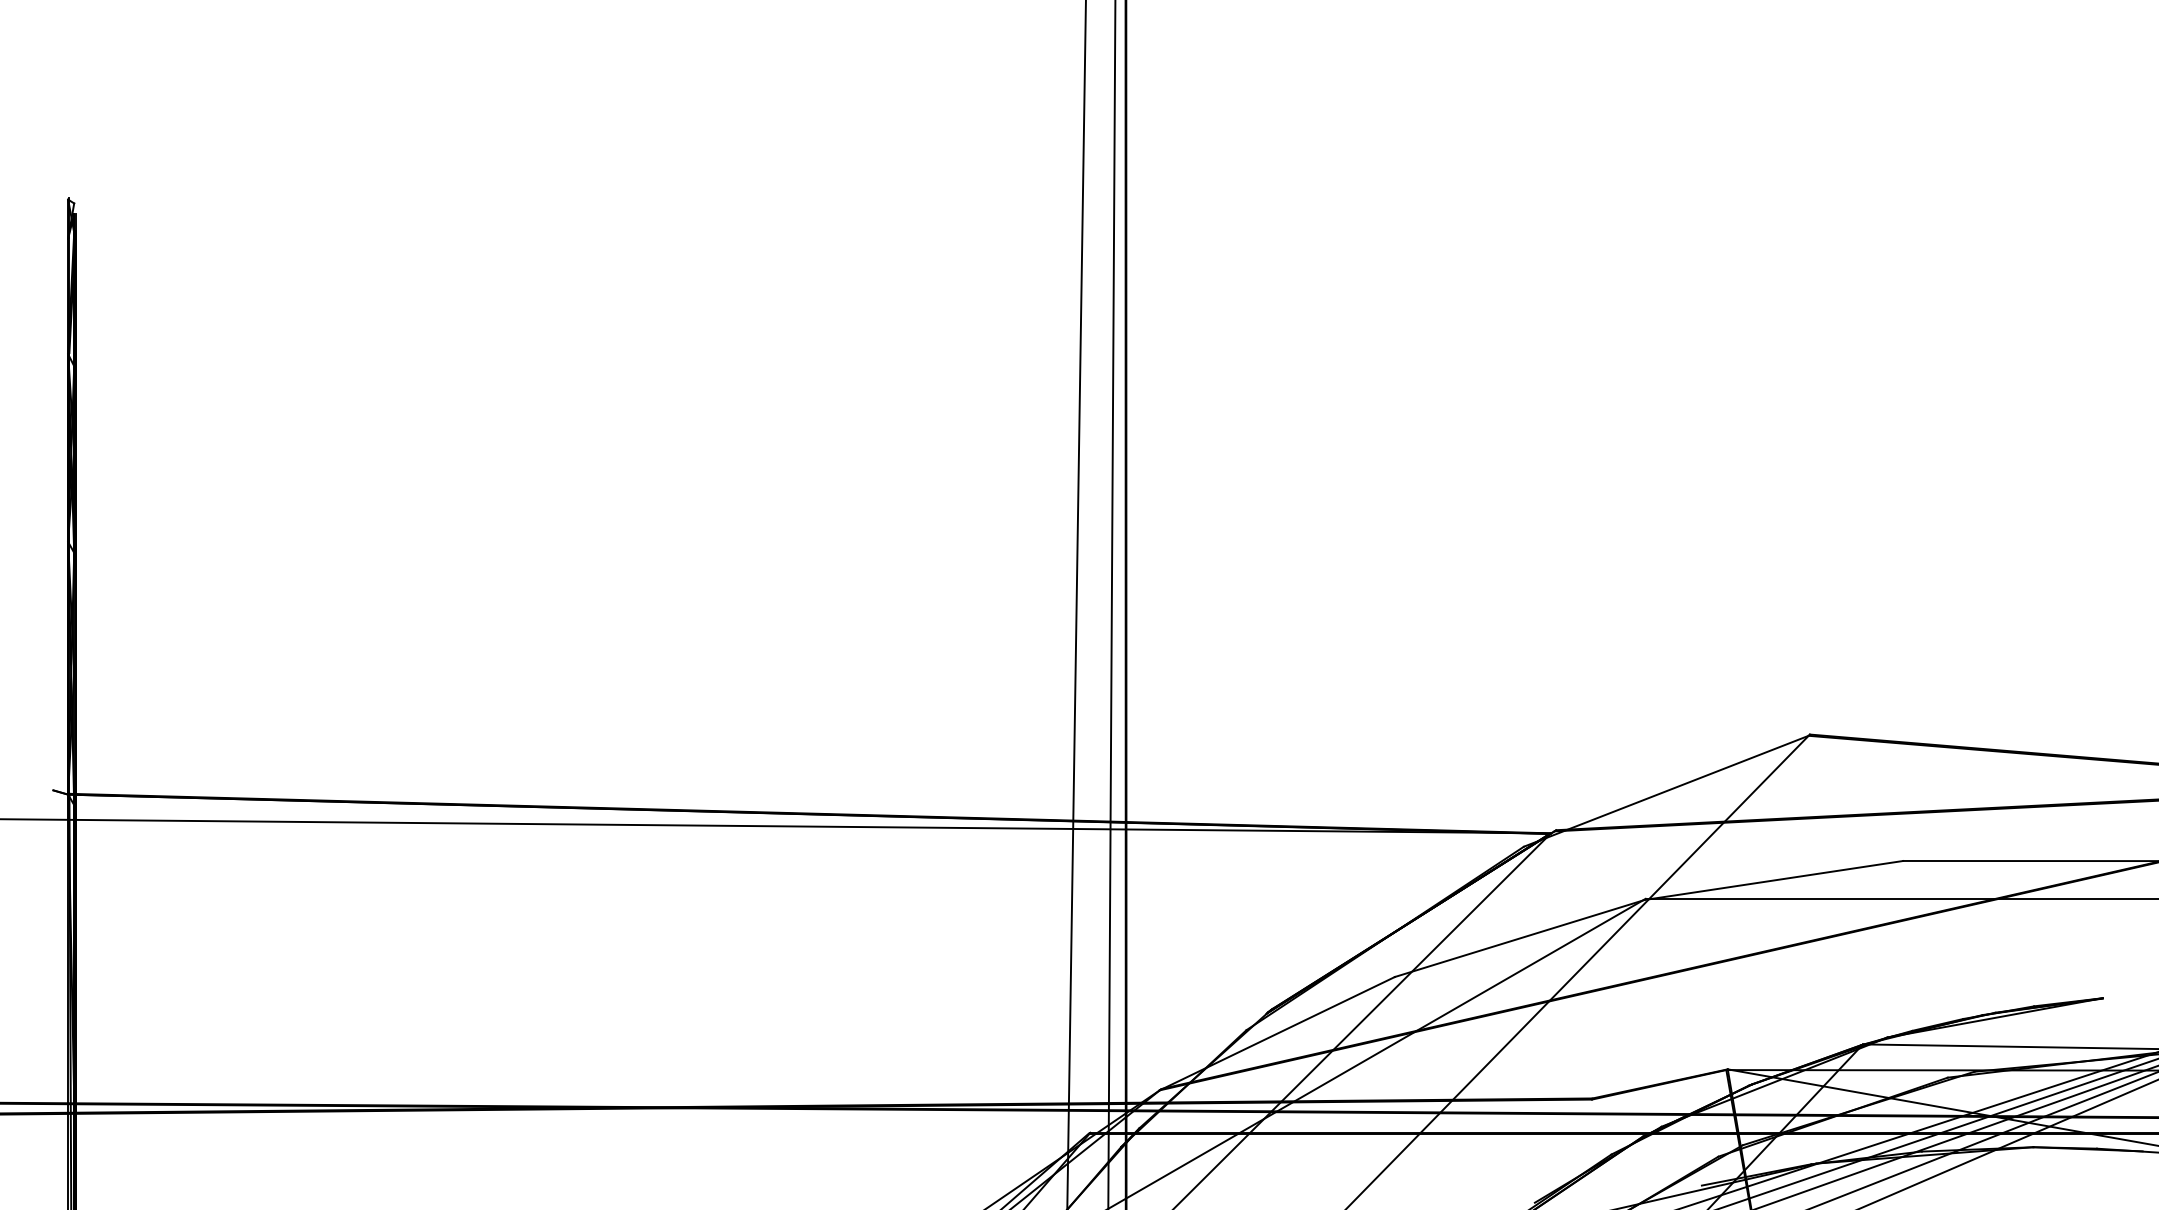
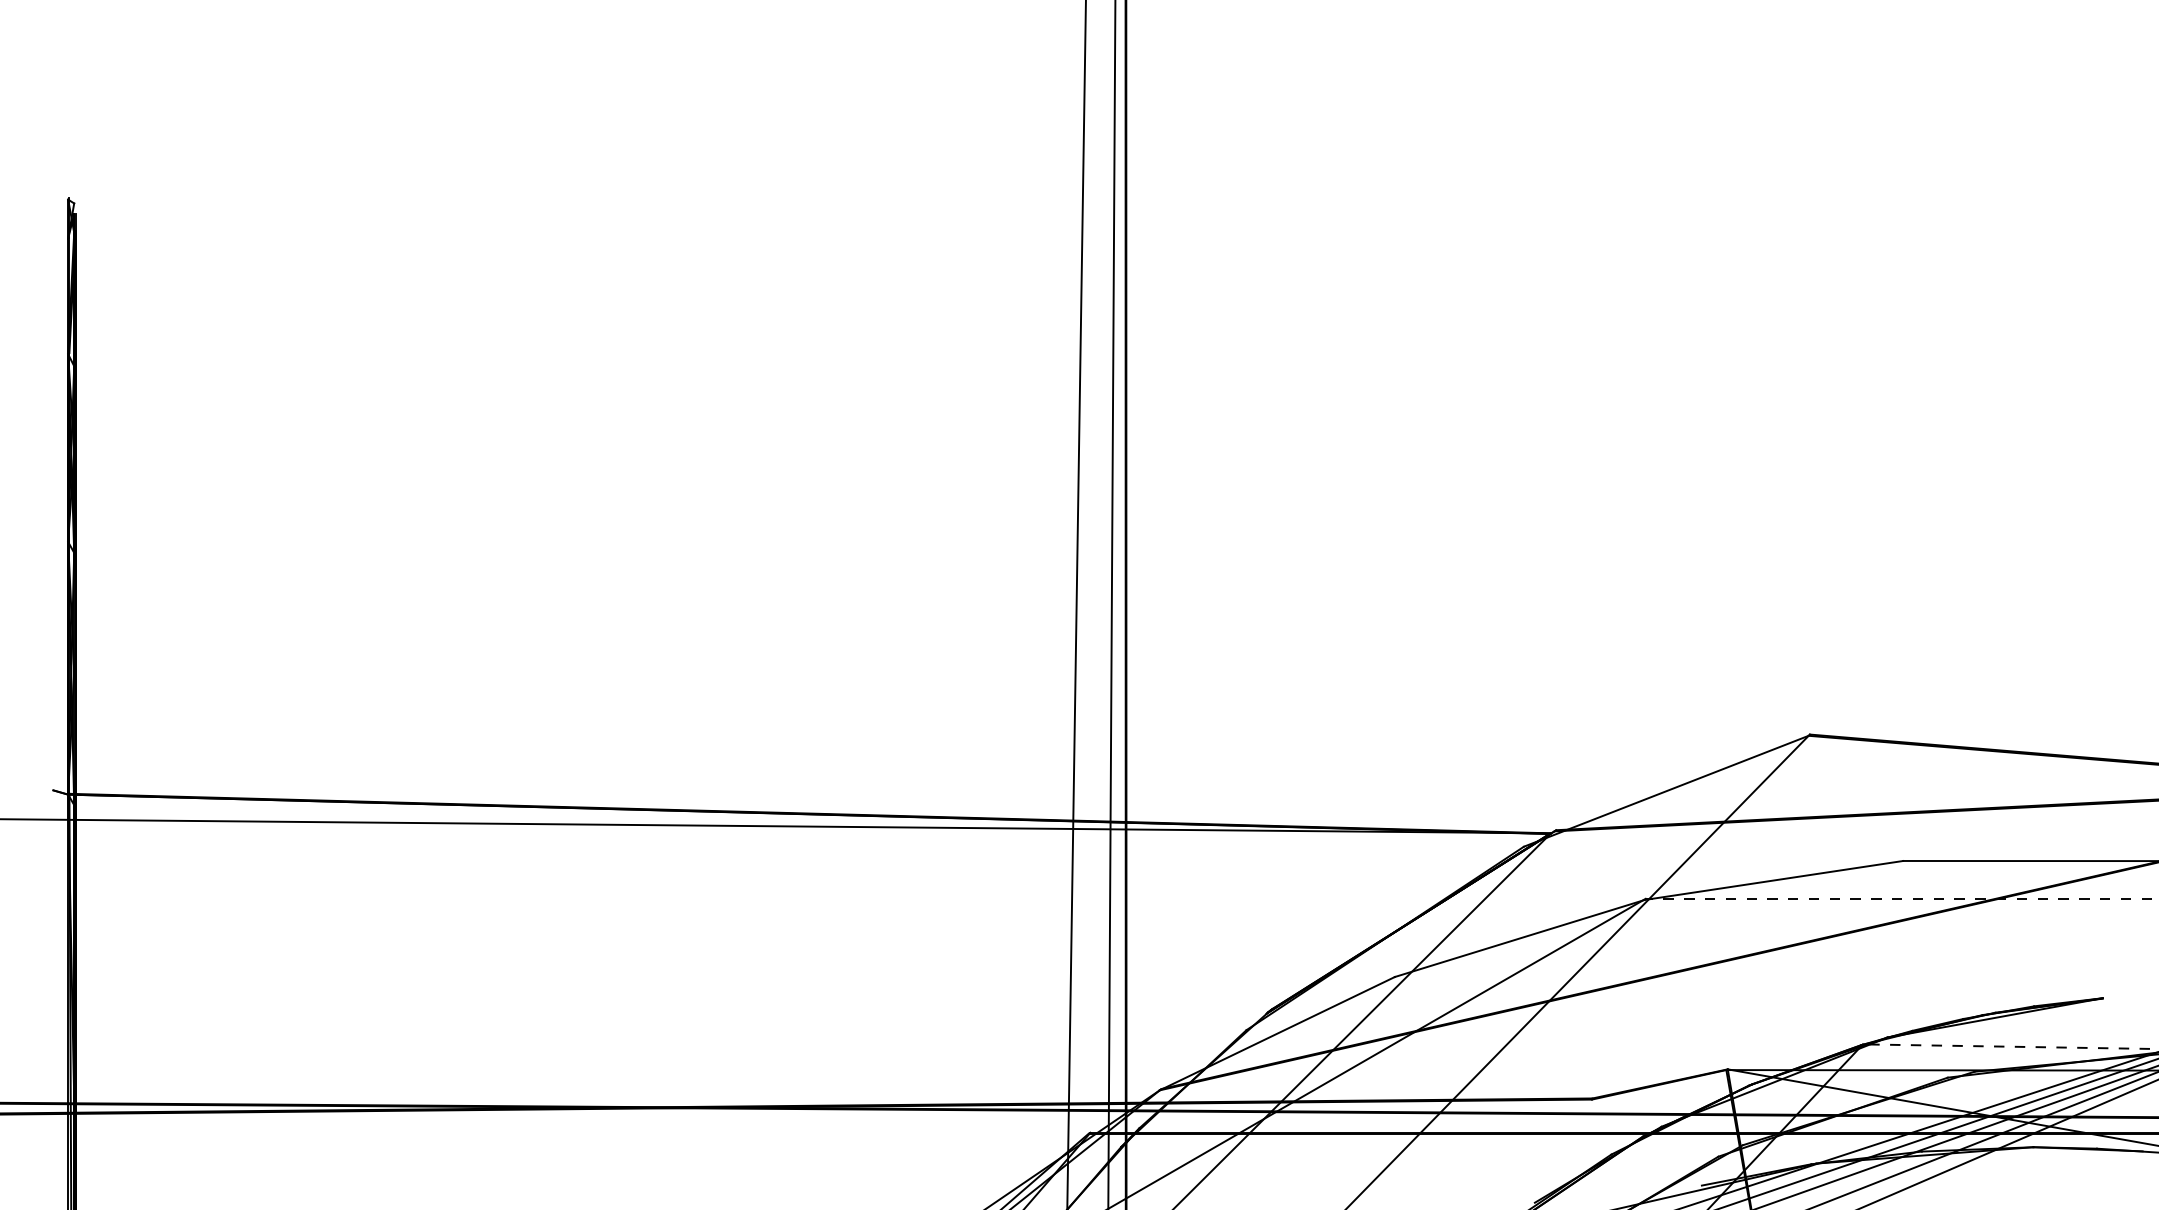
line: solid -> dashed (1901, 898)
line: solid -> dashed (2010, 1046)
